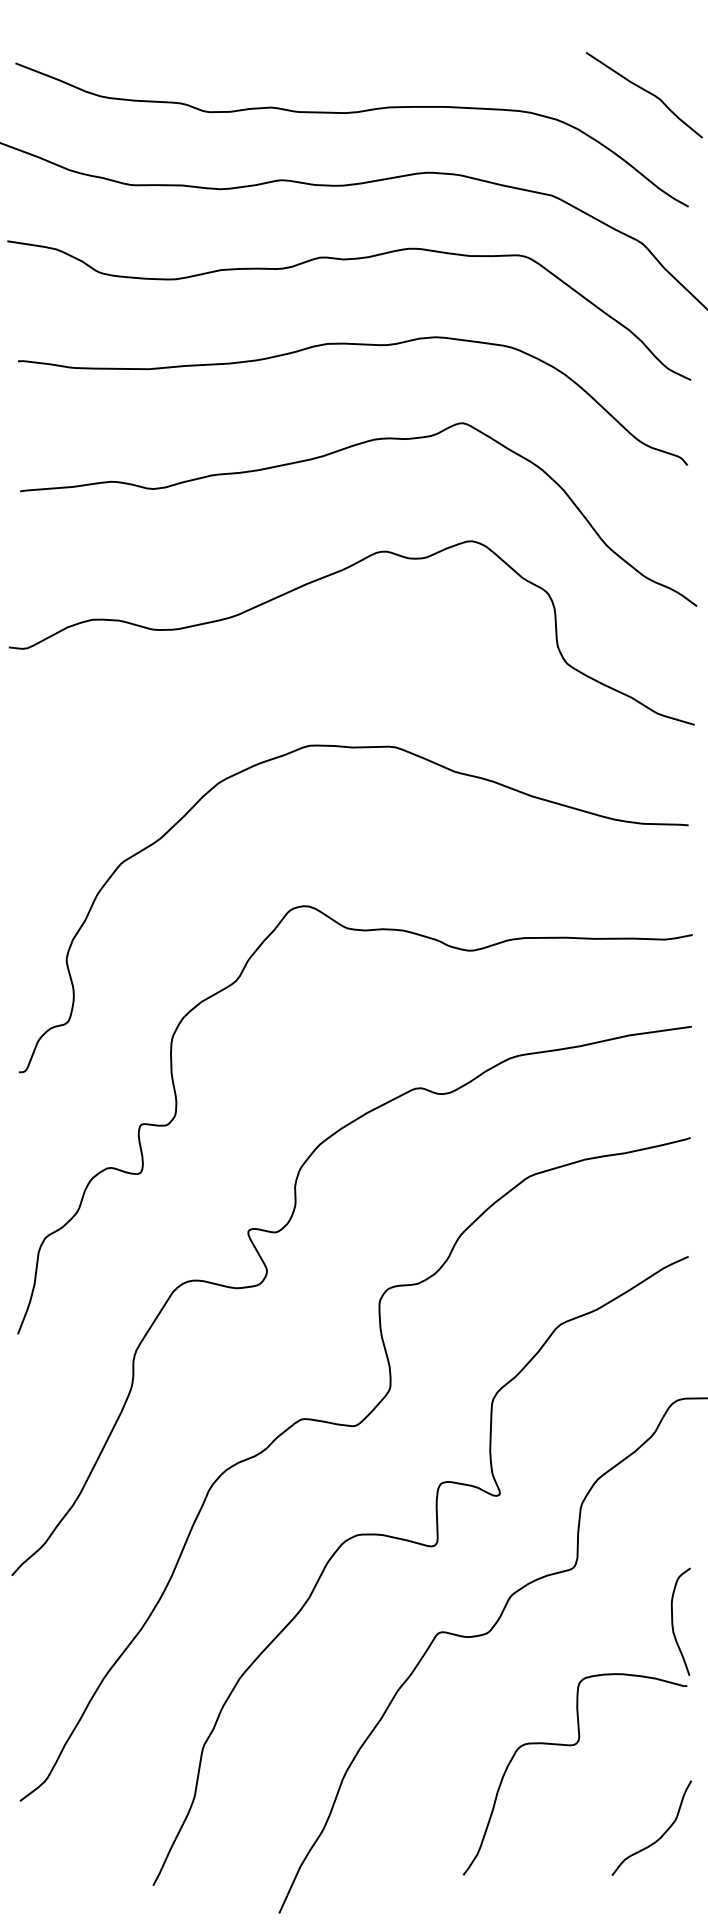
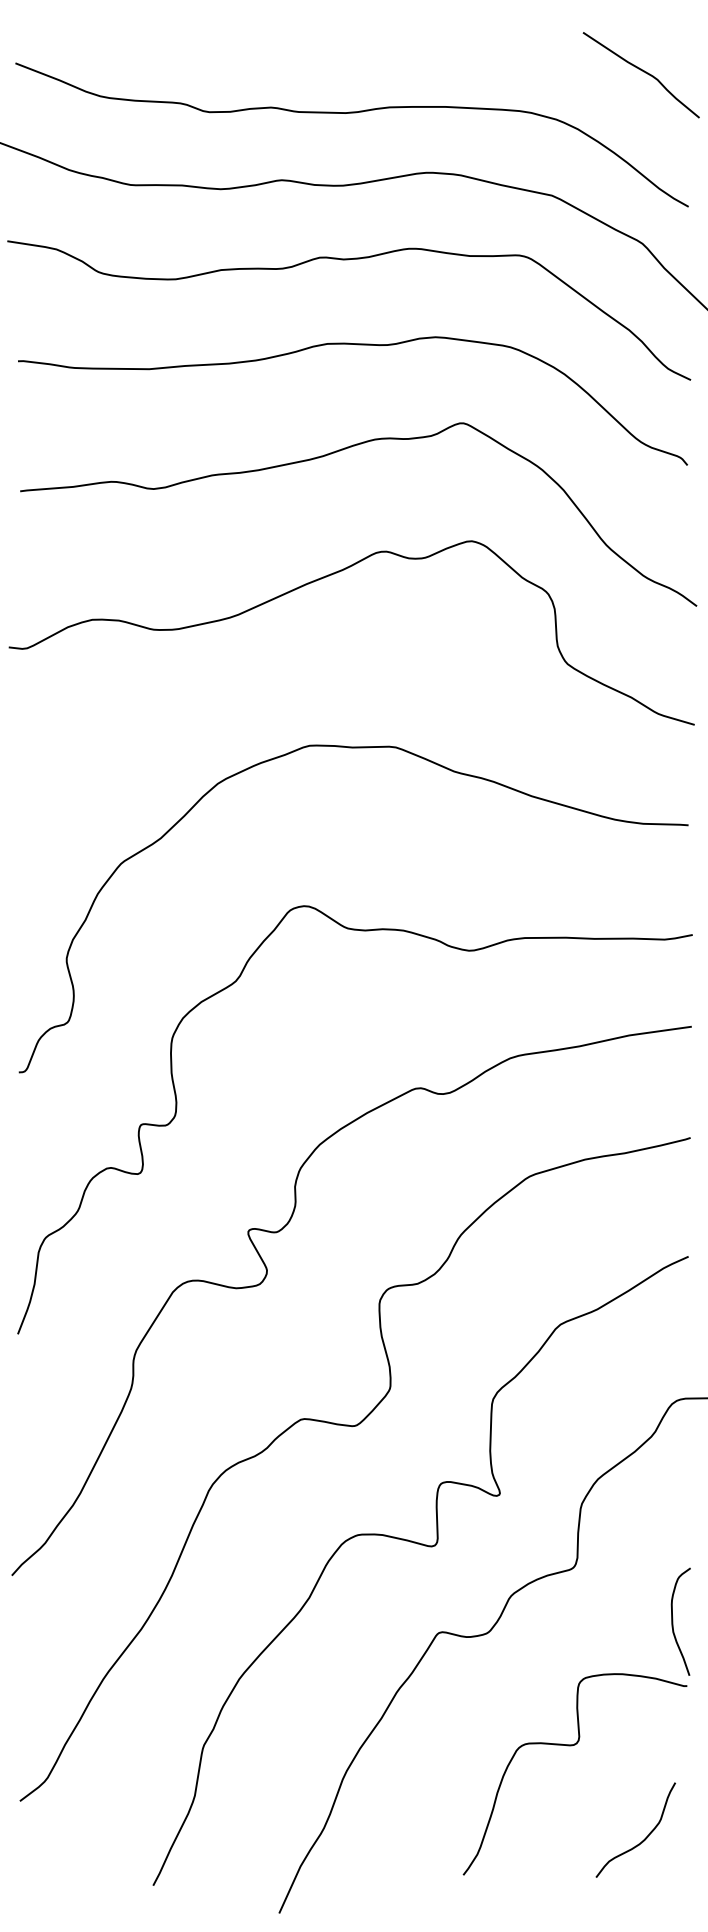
curve position: (646, 92) -> (643, 72) (643, 72)
curve position: (660, 1836) -> (644, 1838) (644, 1838)
